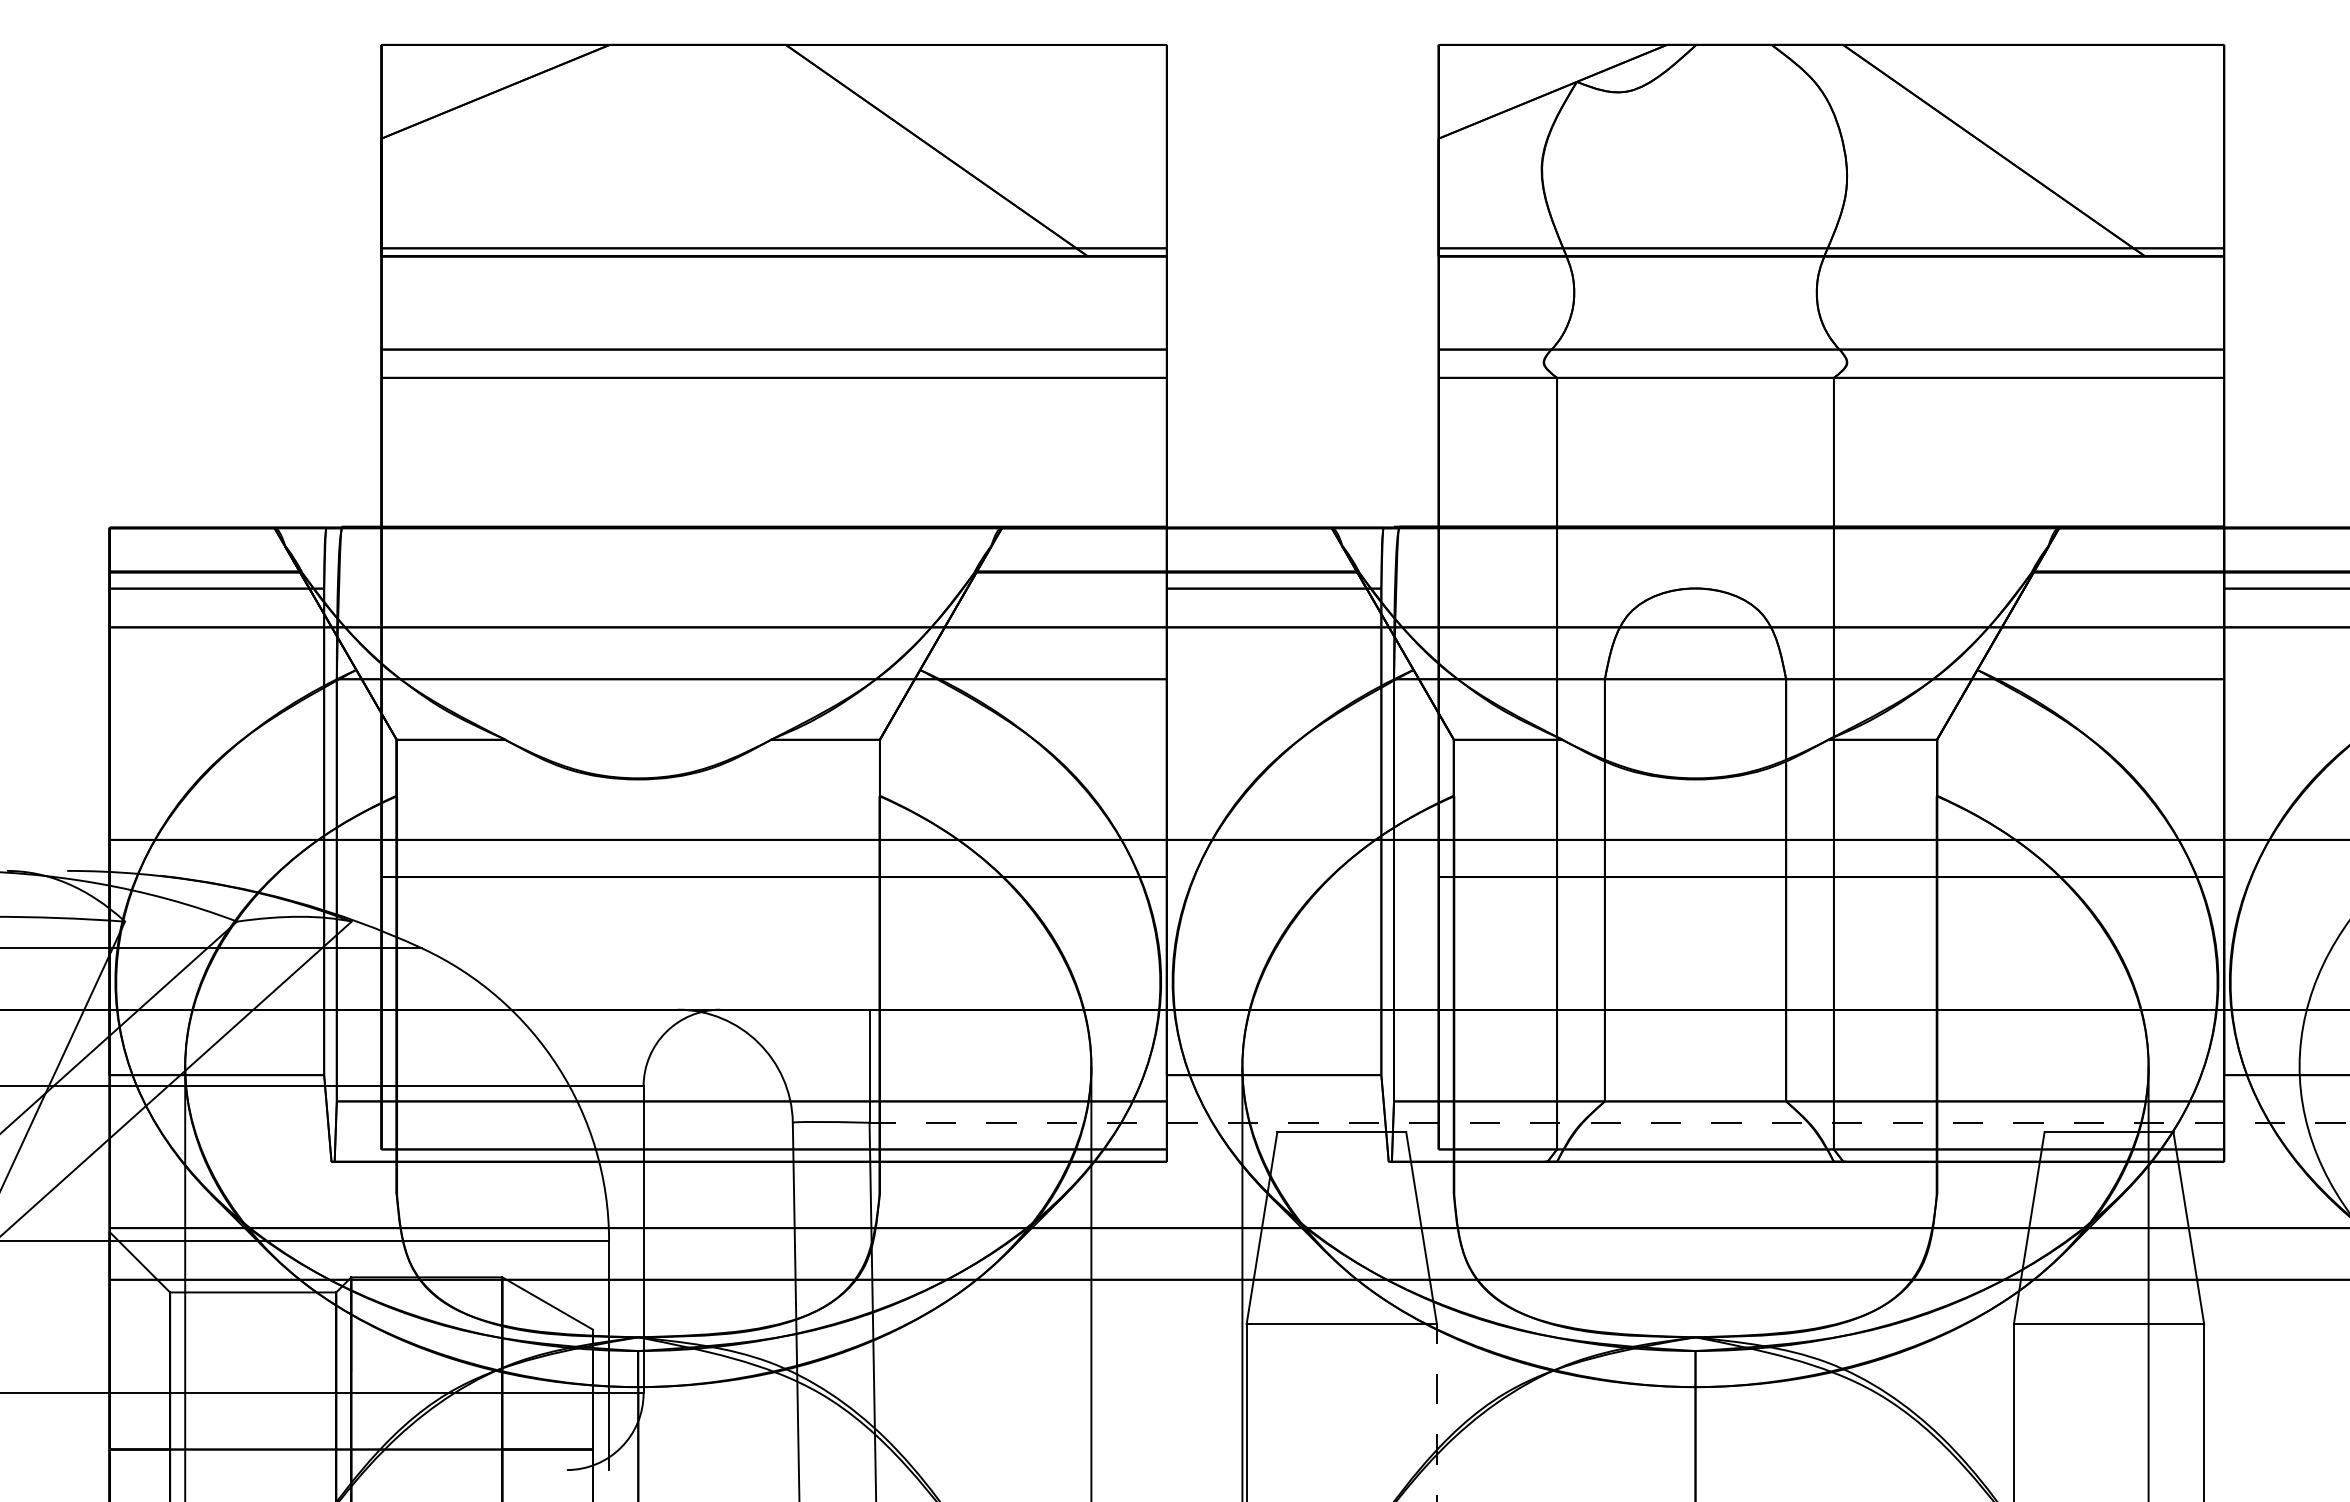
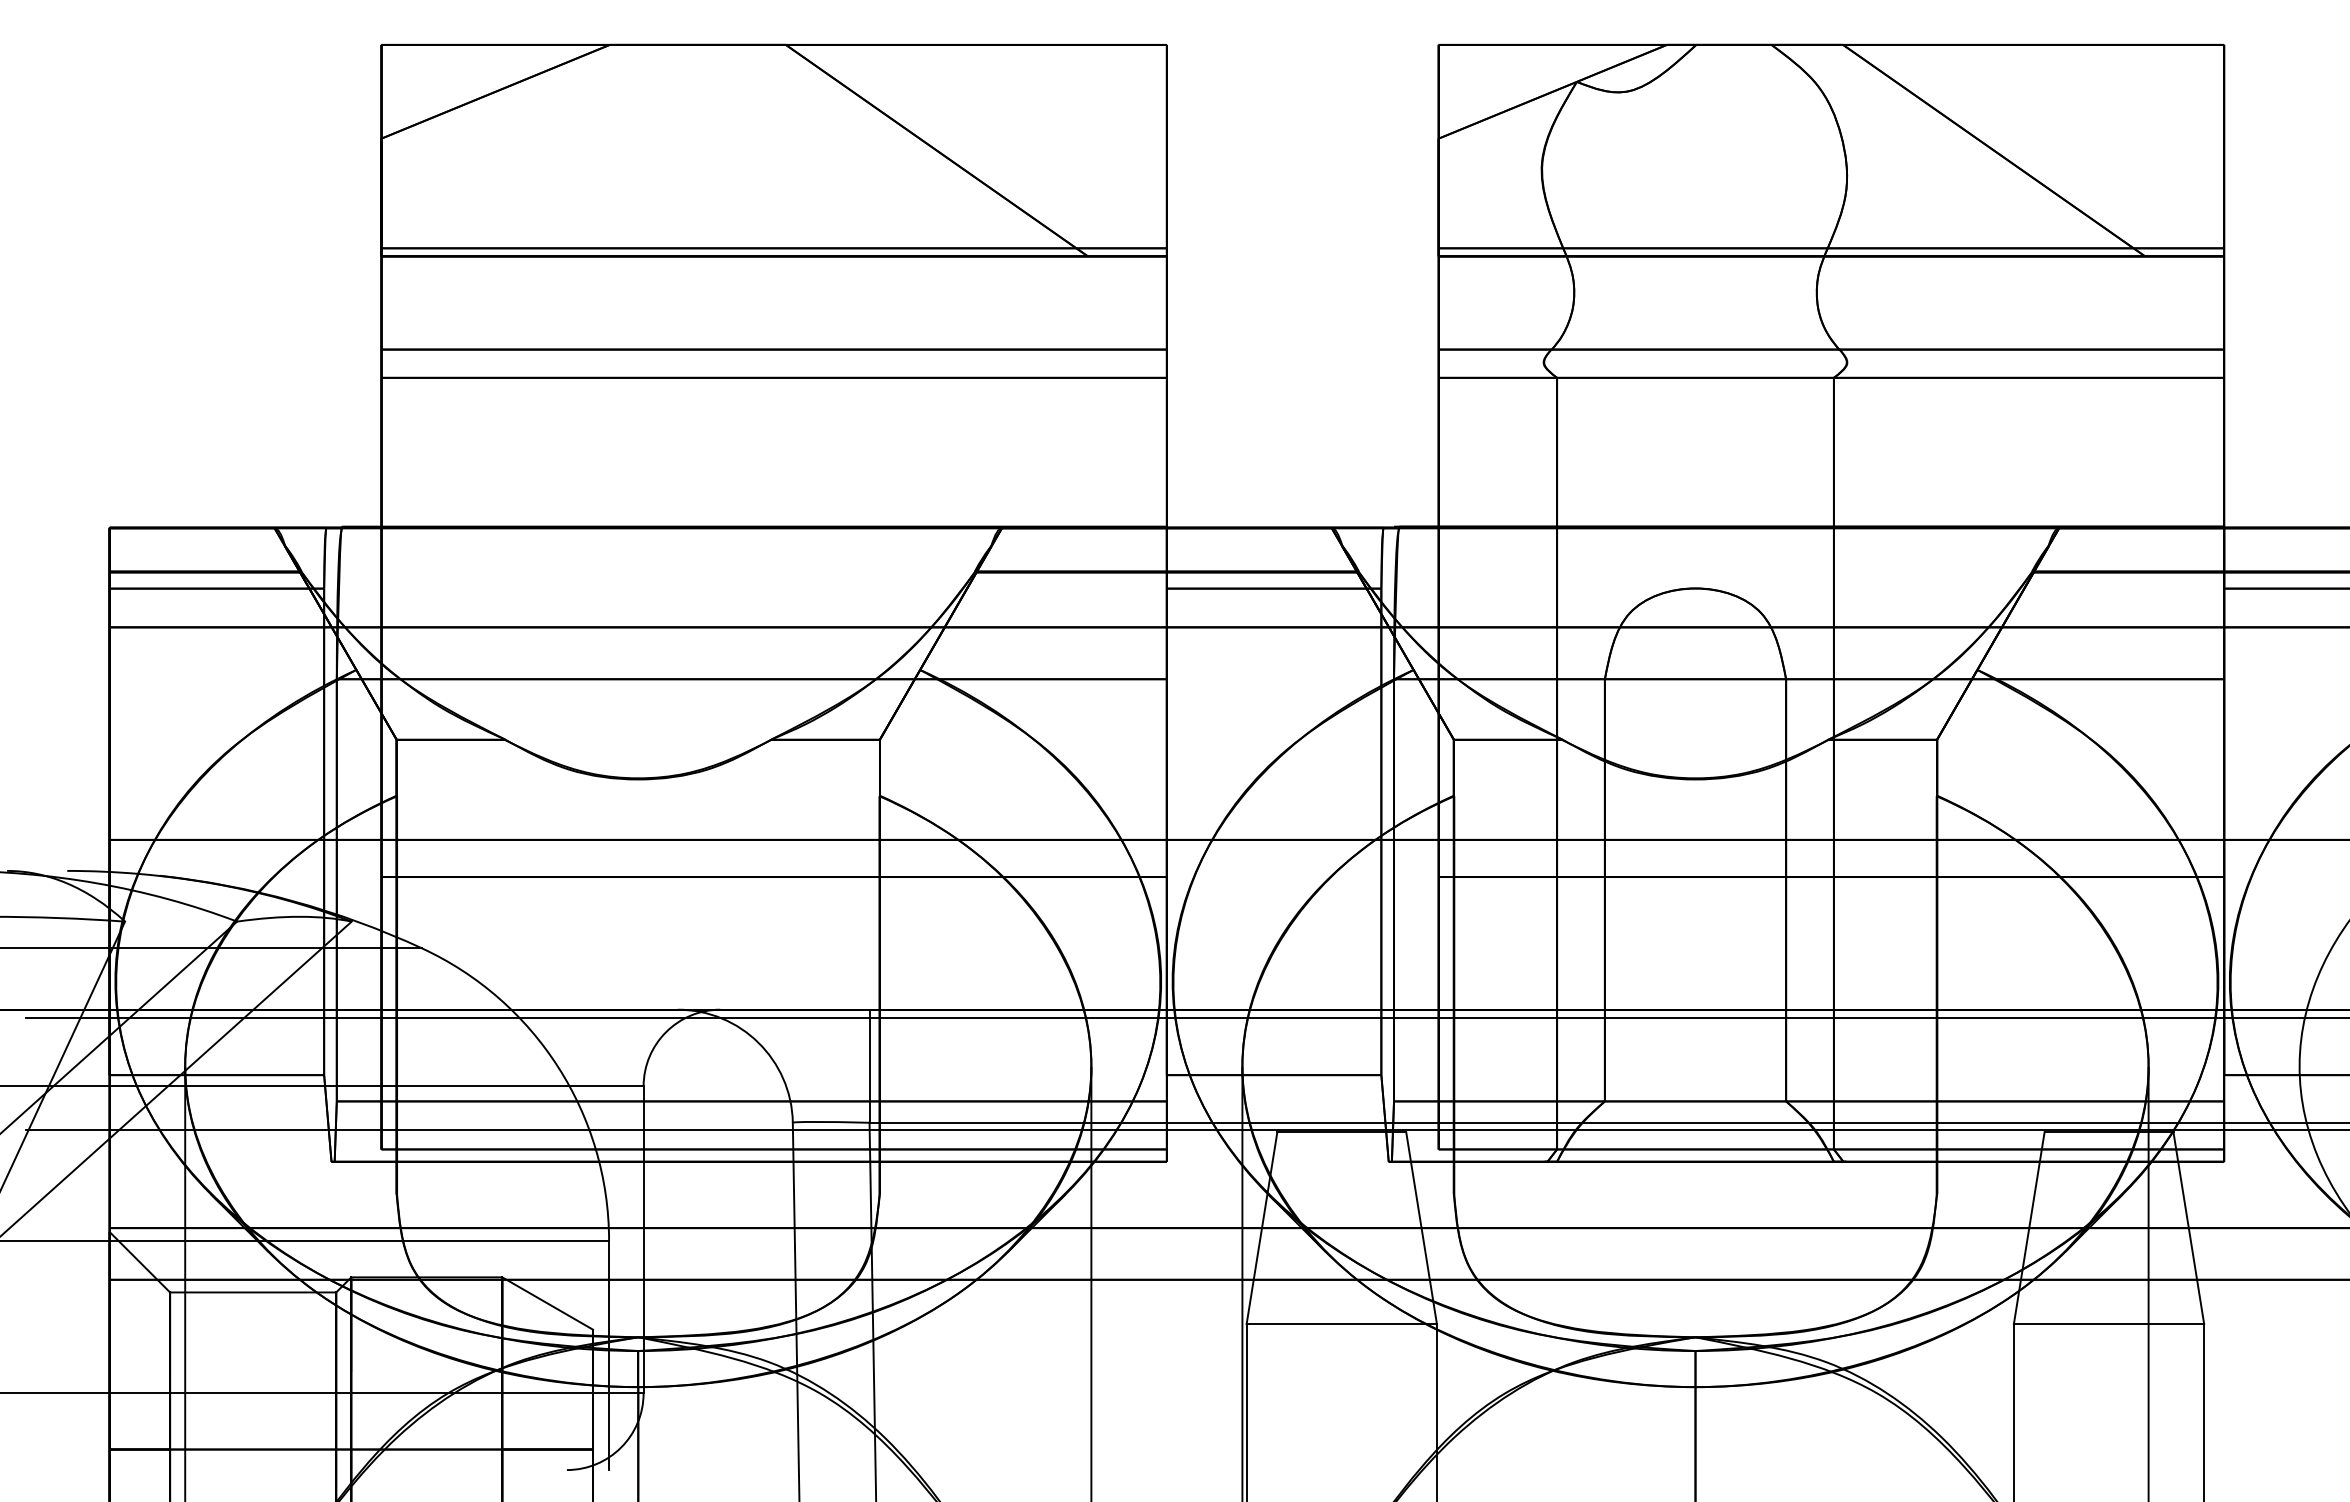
line: none -> present (1185, 1018)
line: dashed -> solid (1609, 1122)
line: none -> present (1185, 1129)
line: dashed -> solid (1436, 1412)
